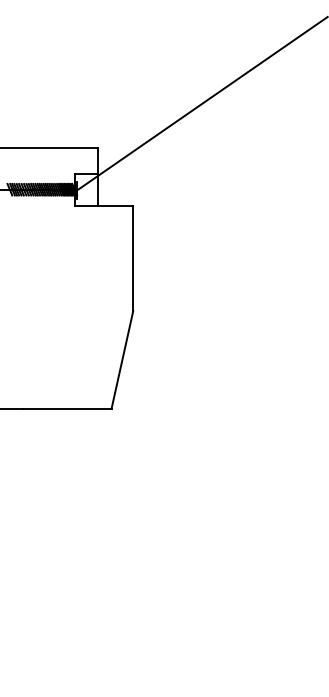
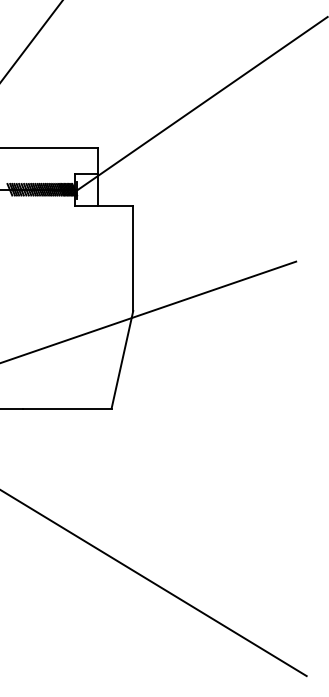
line: none -> present (31, 41)
line: none -> present (149, 311)
line: none -> present (154, 583)
